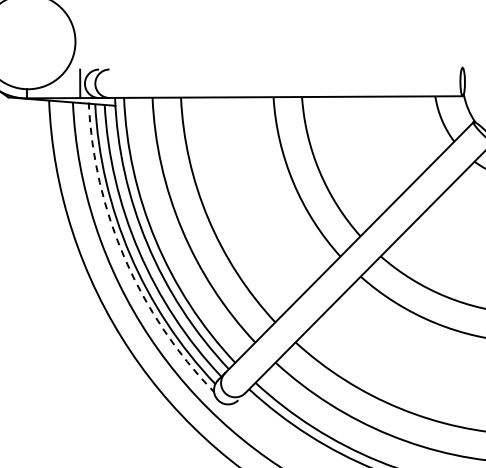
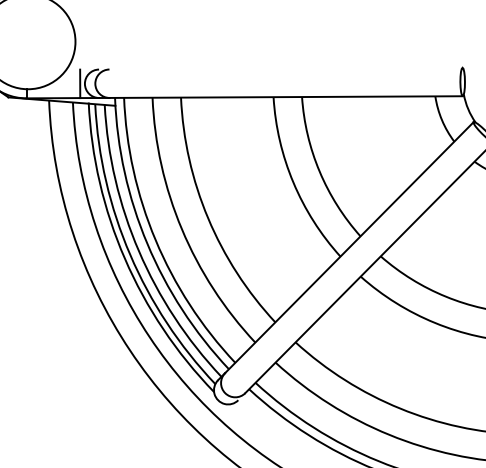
arc: dashed -> solid (124, 258)
